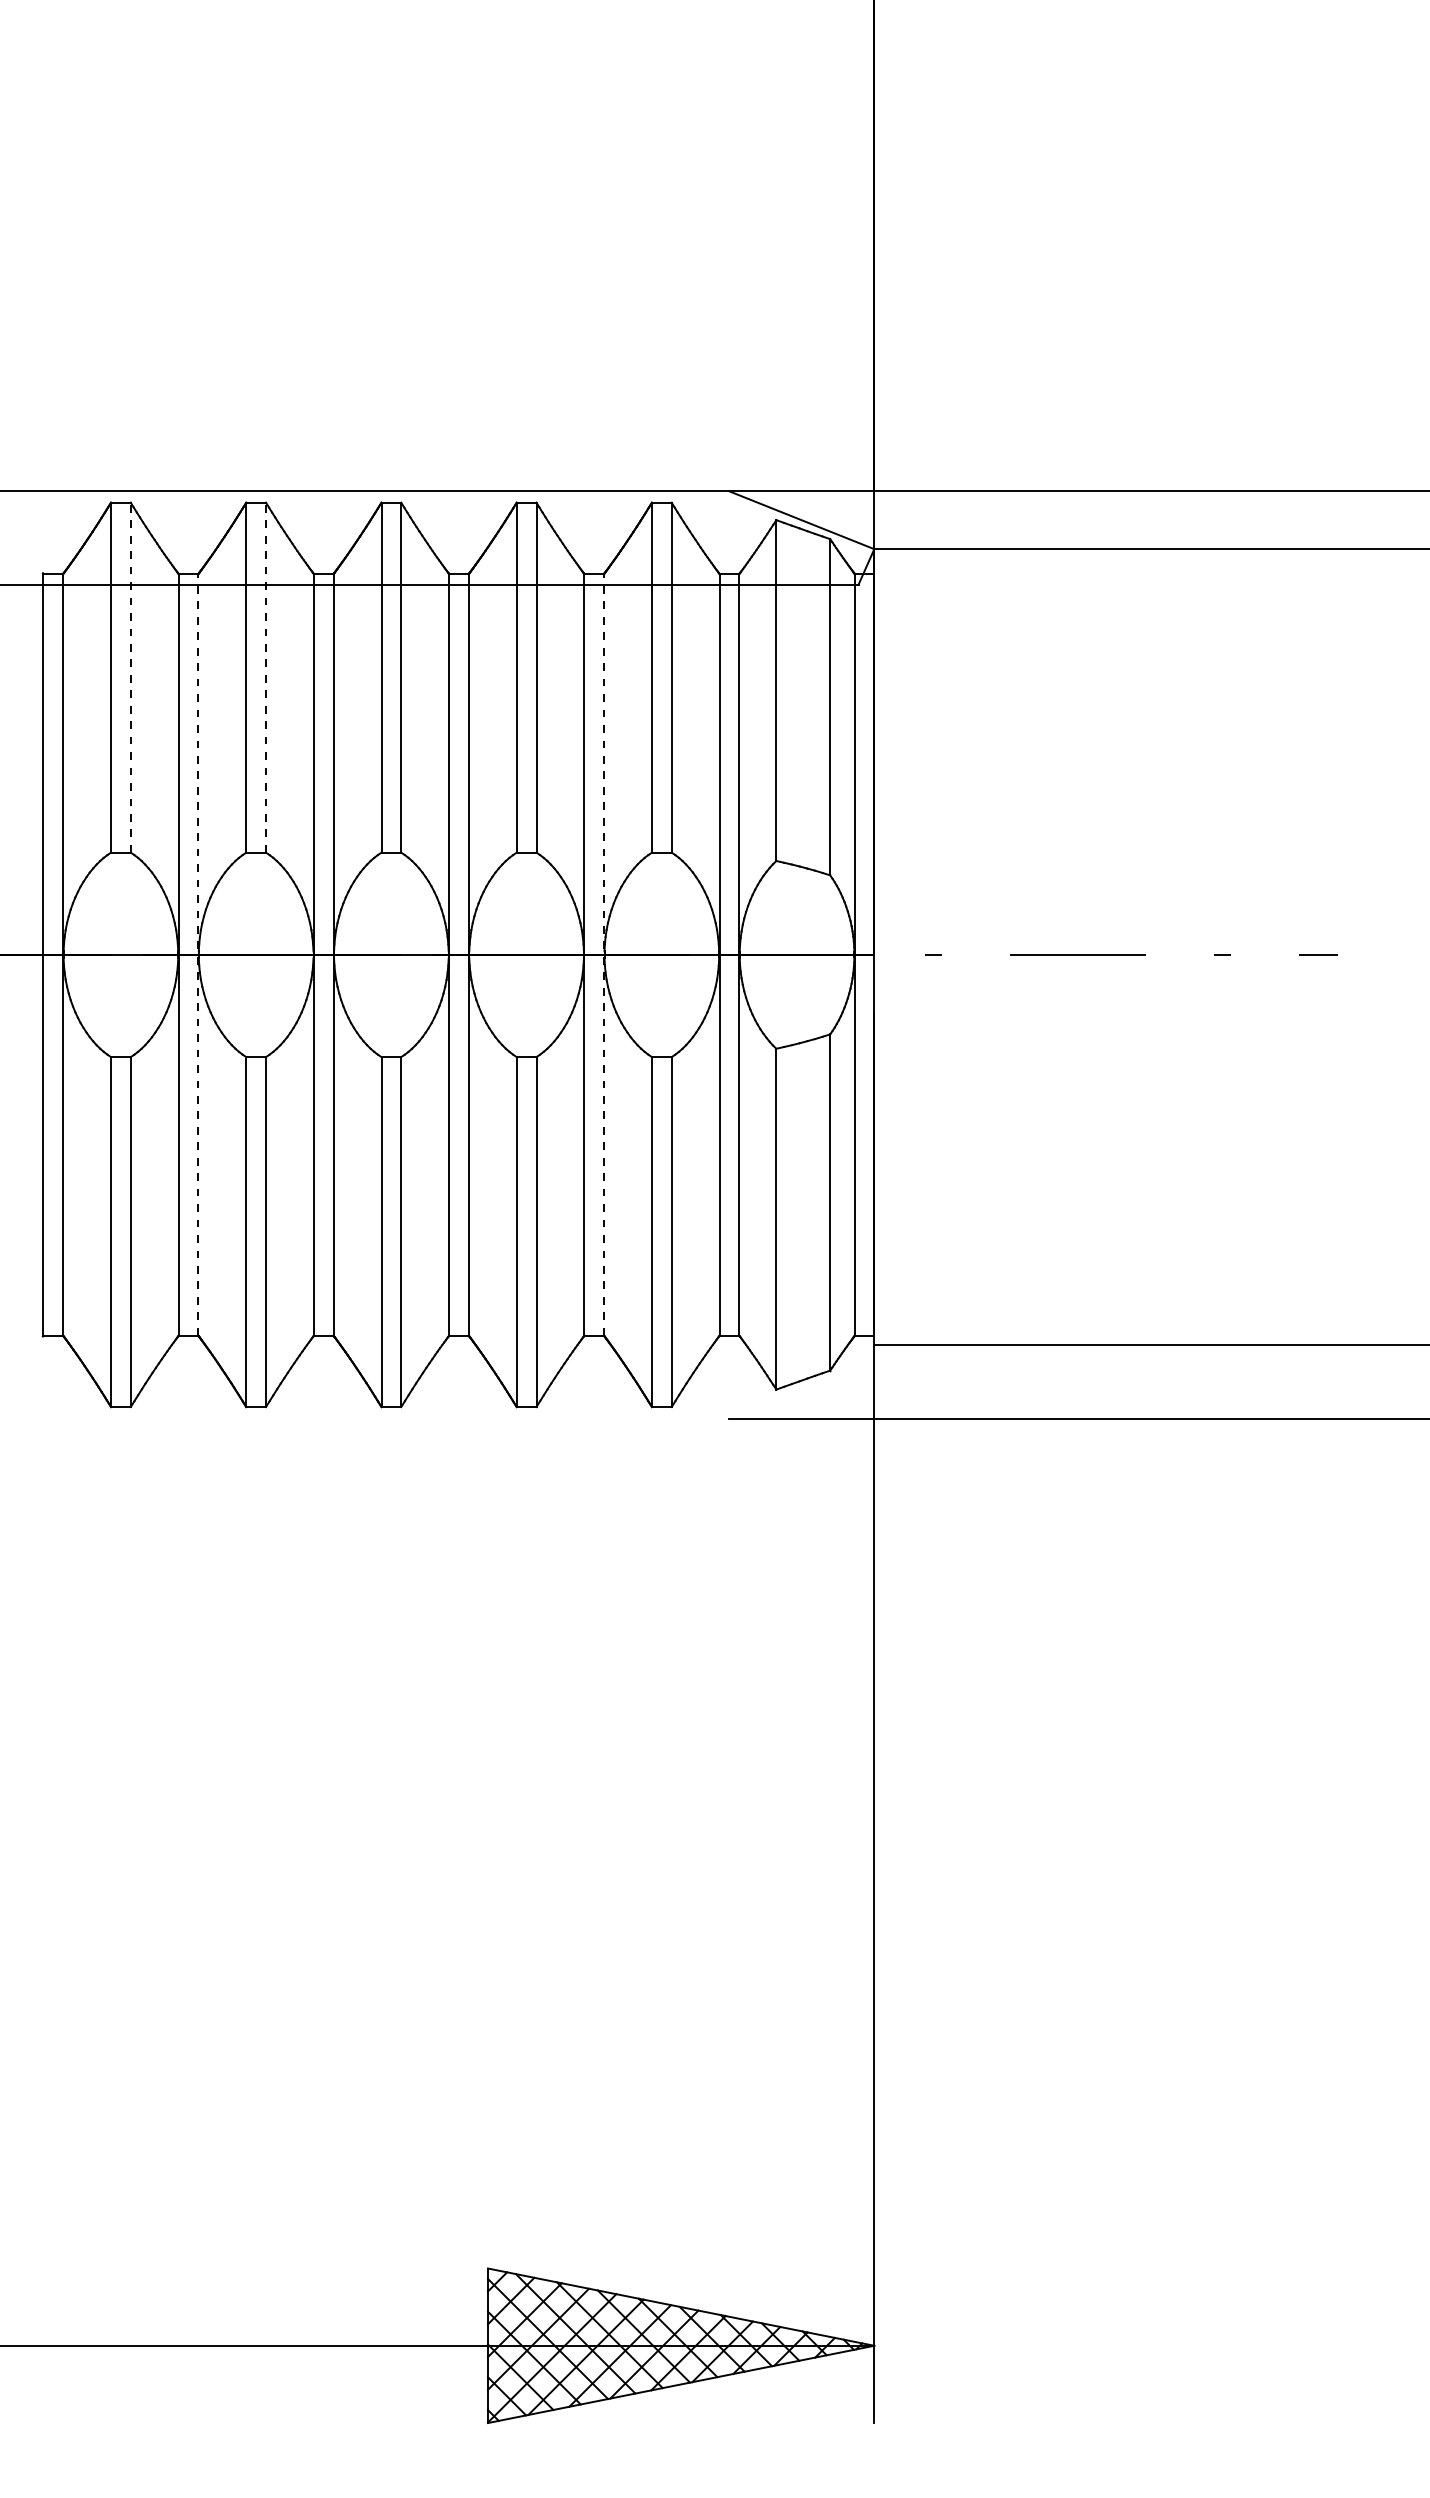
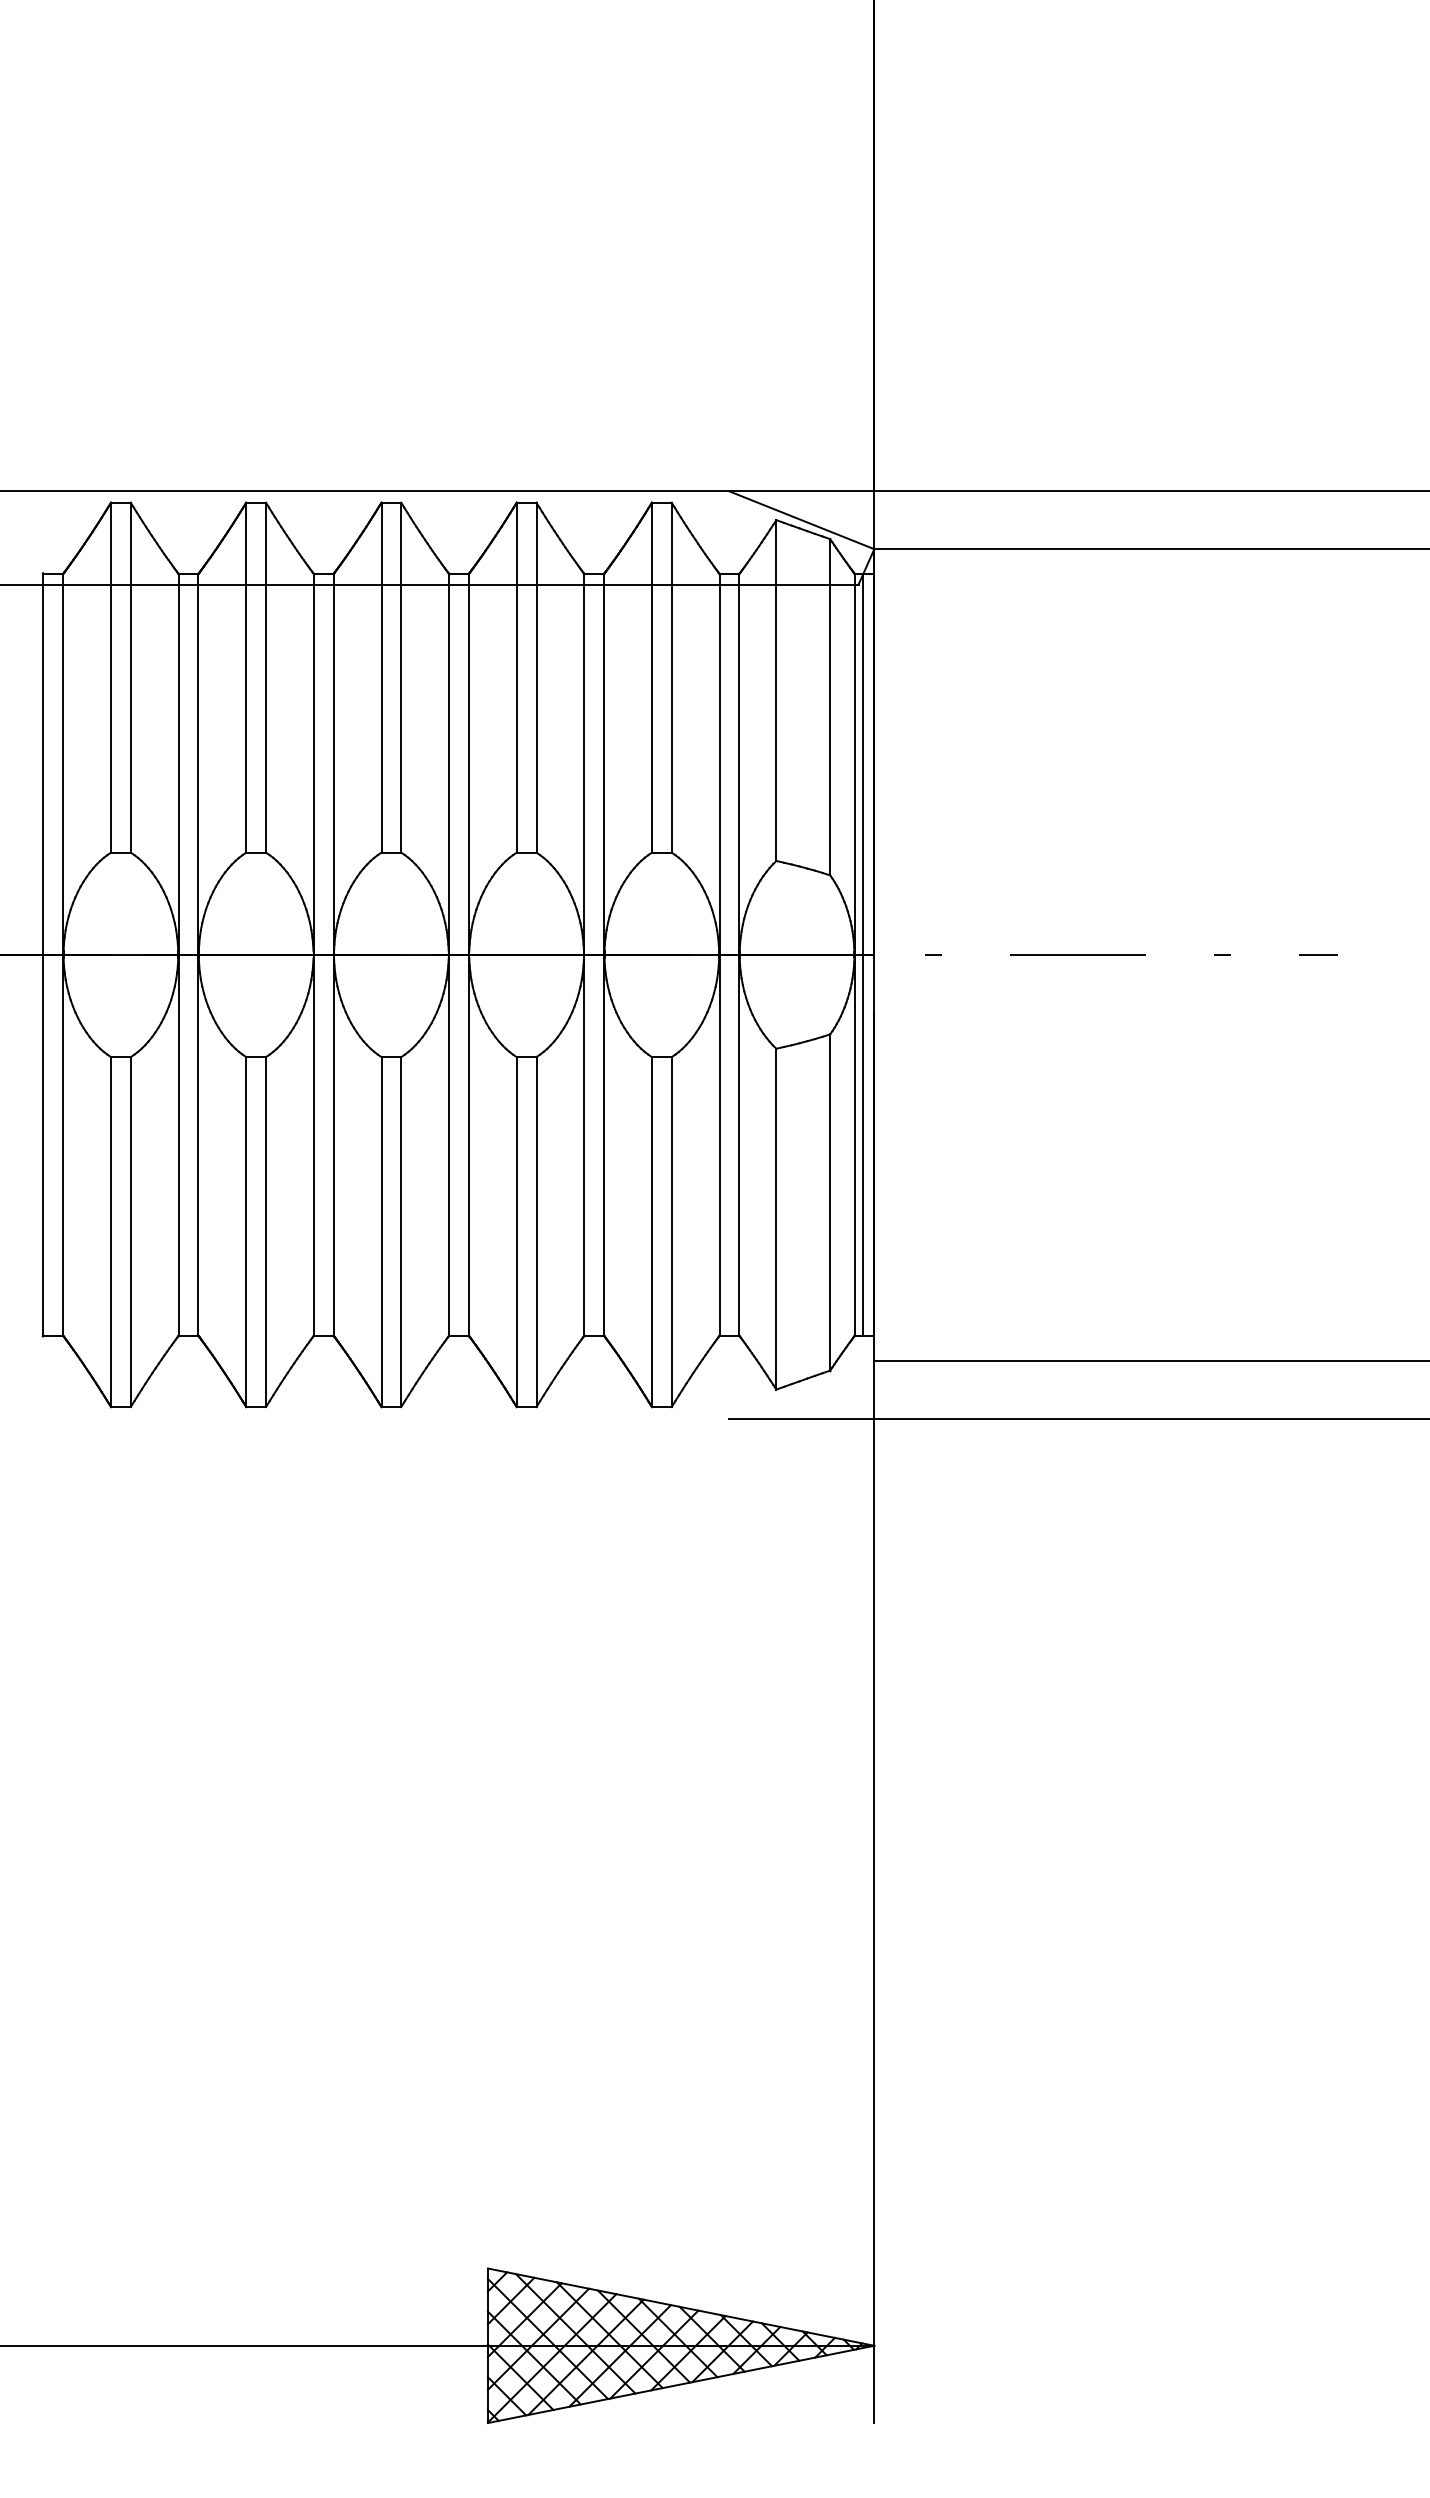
line: dashed -> solid (130, 677)
line: dashed -> solid (266, 677)
line: dashed -> solid (198, 954)
line: dashed -> solid (604, 954)
line: none -> present (863, 954)
line position: (1150, 1344) -> (1150, 1360) (1150, 1360)
